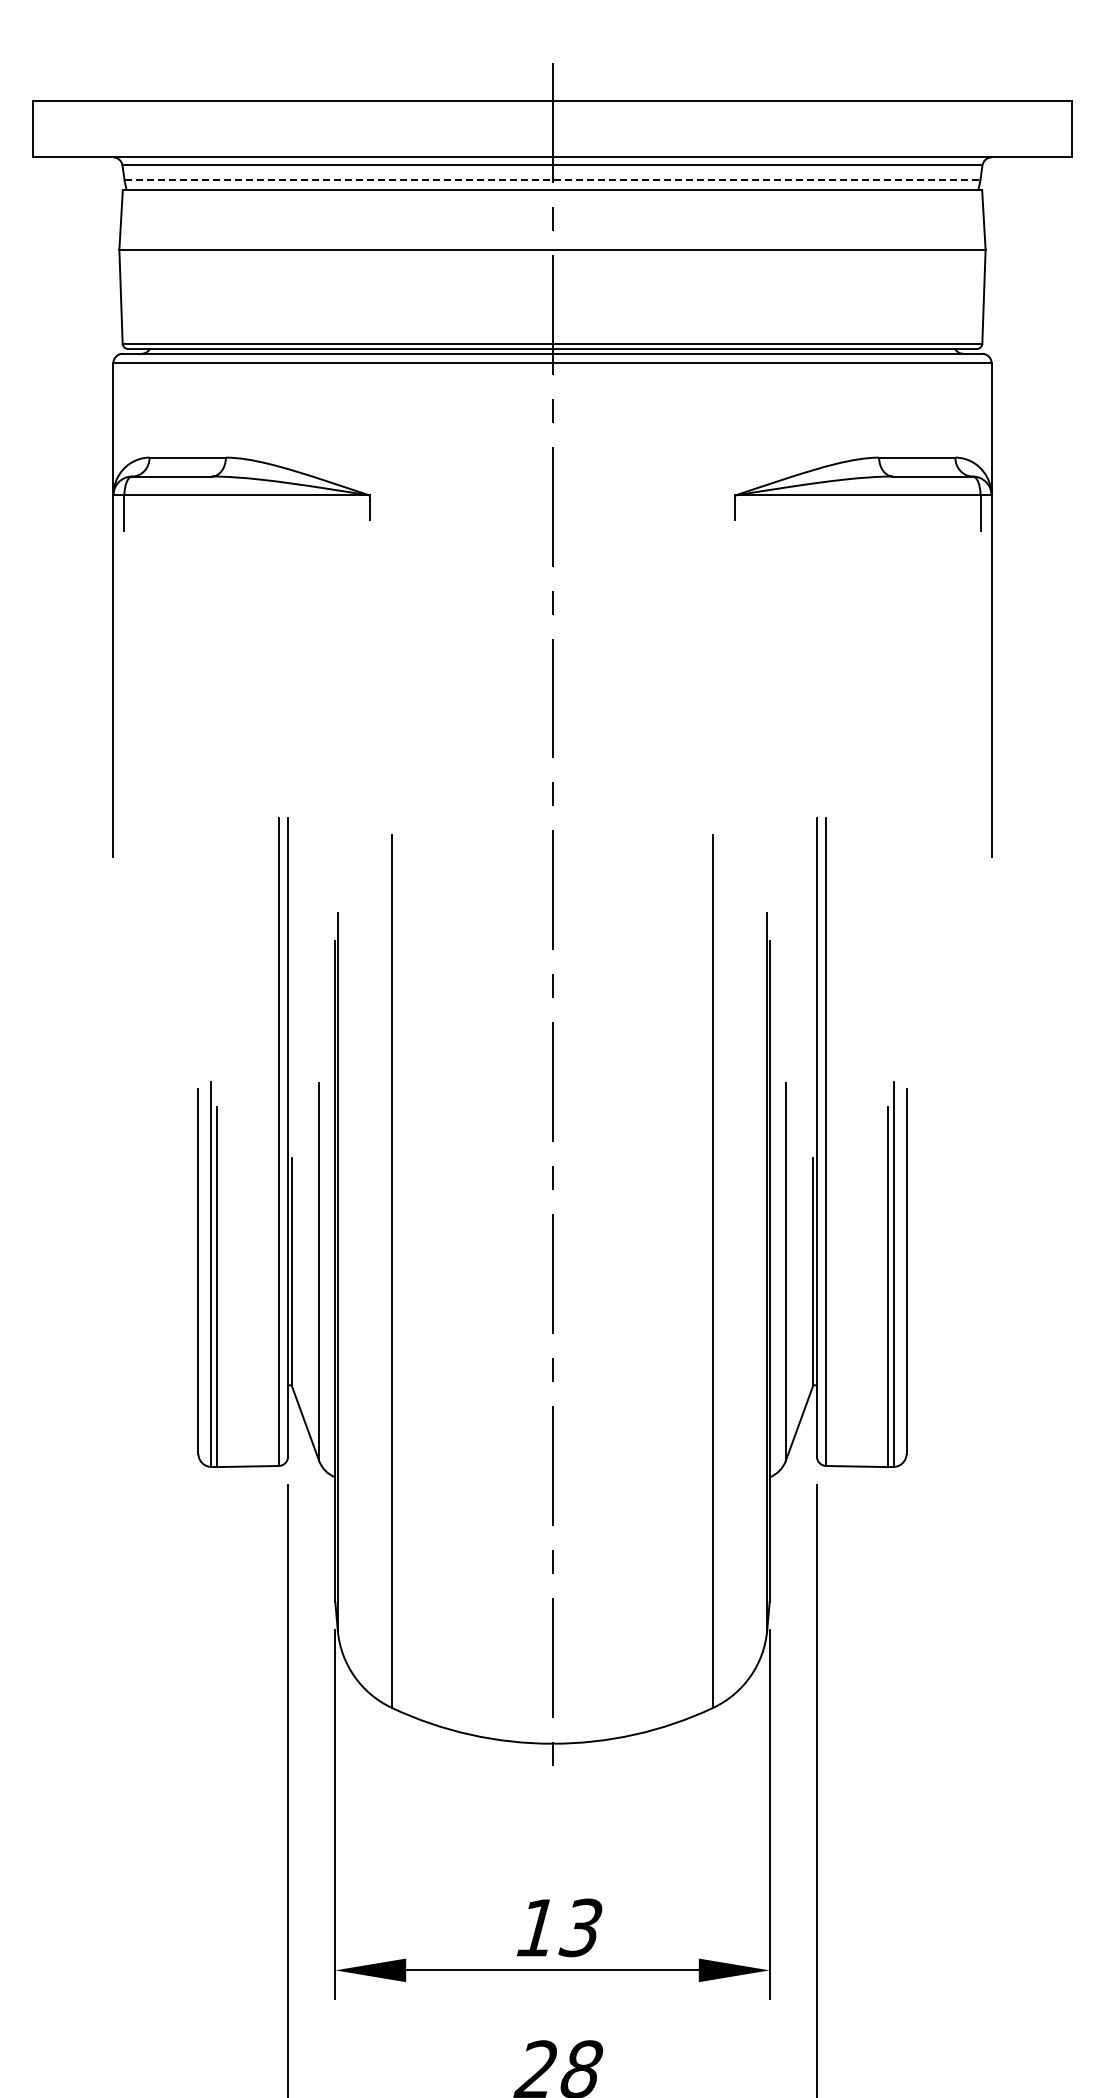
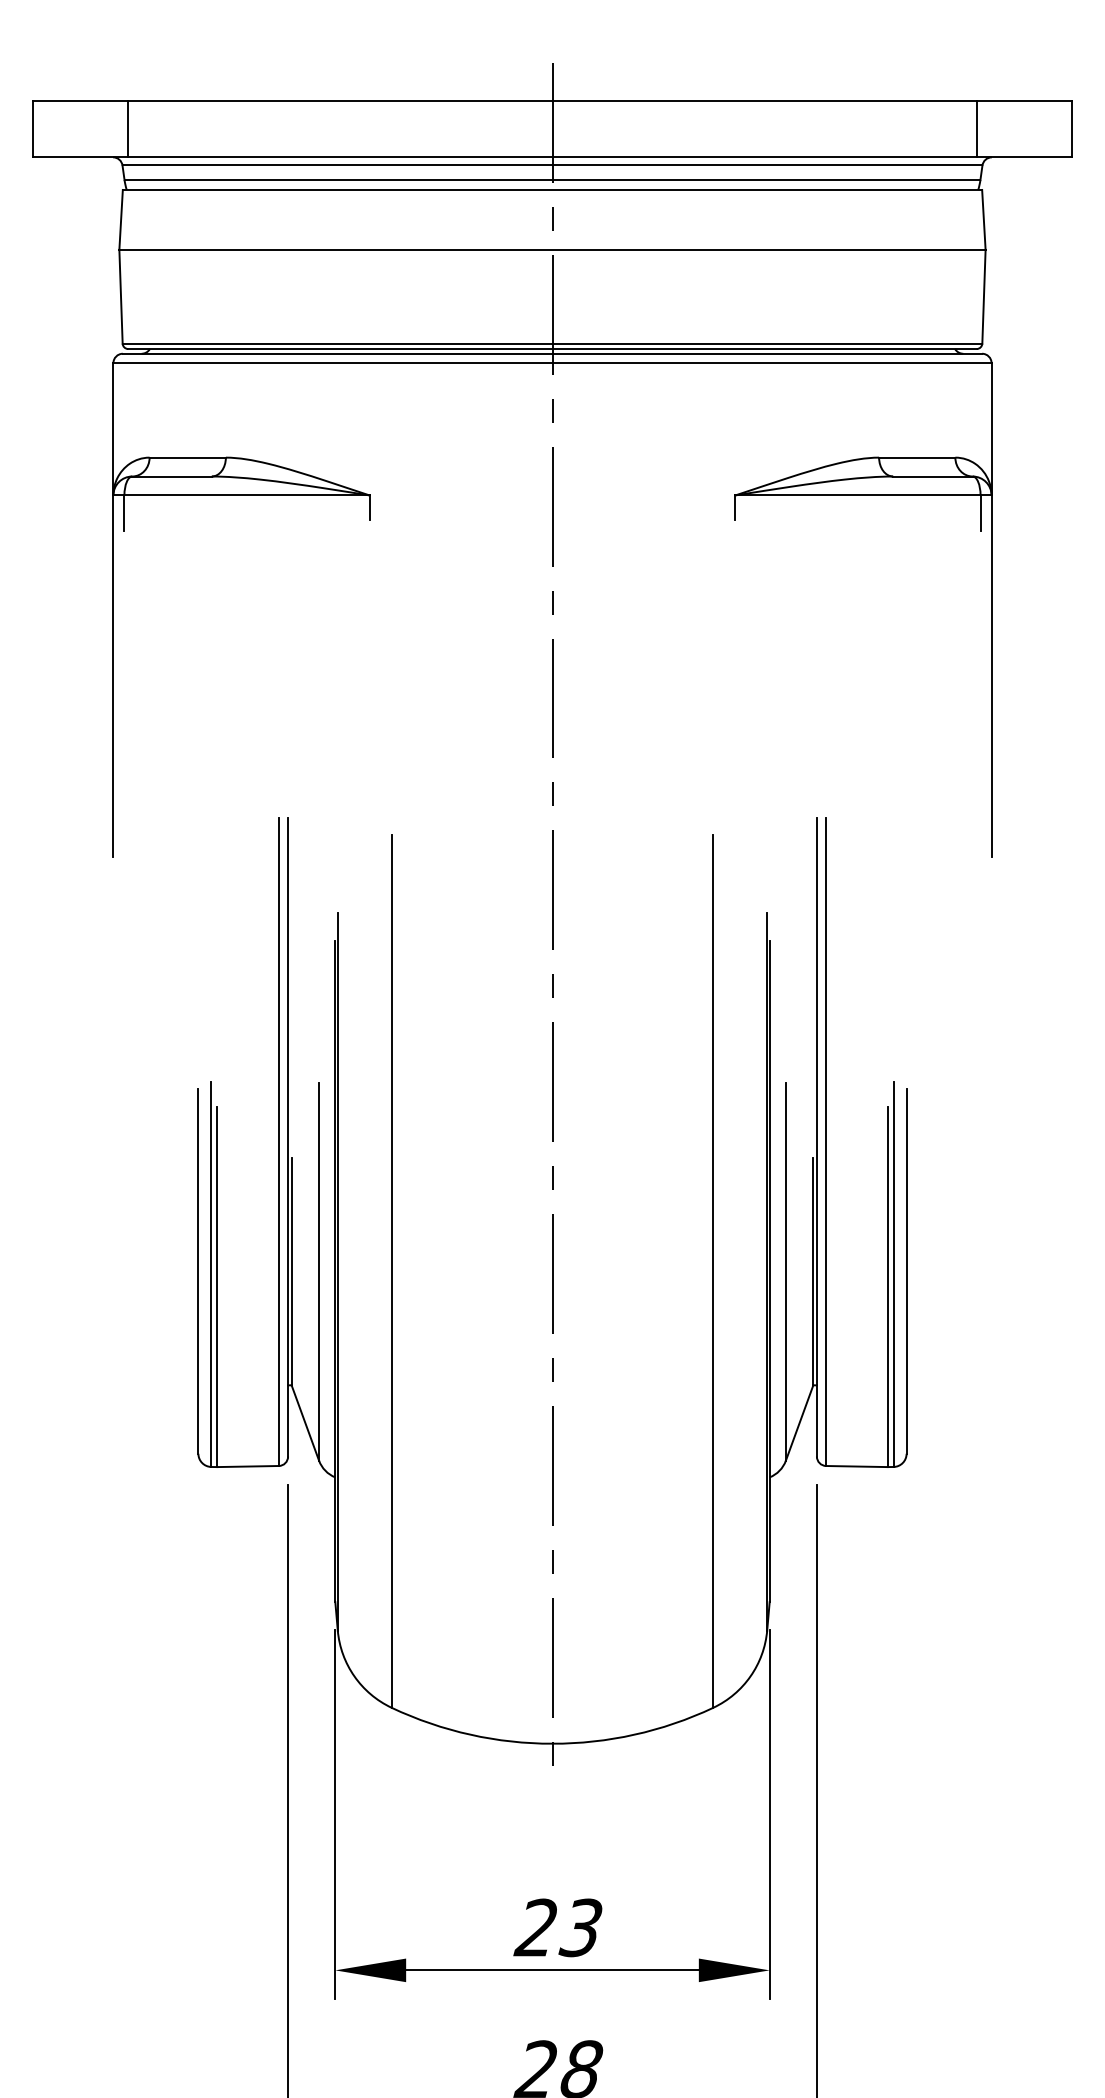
line: none -> present (127, 128)
line: none -> present (977, 128)
line: dashed -> solid (552, 180)
text: 13 -> 23 (534, 1927)
